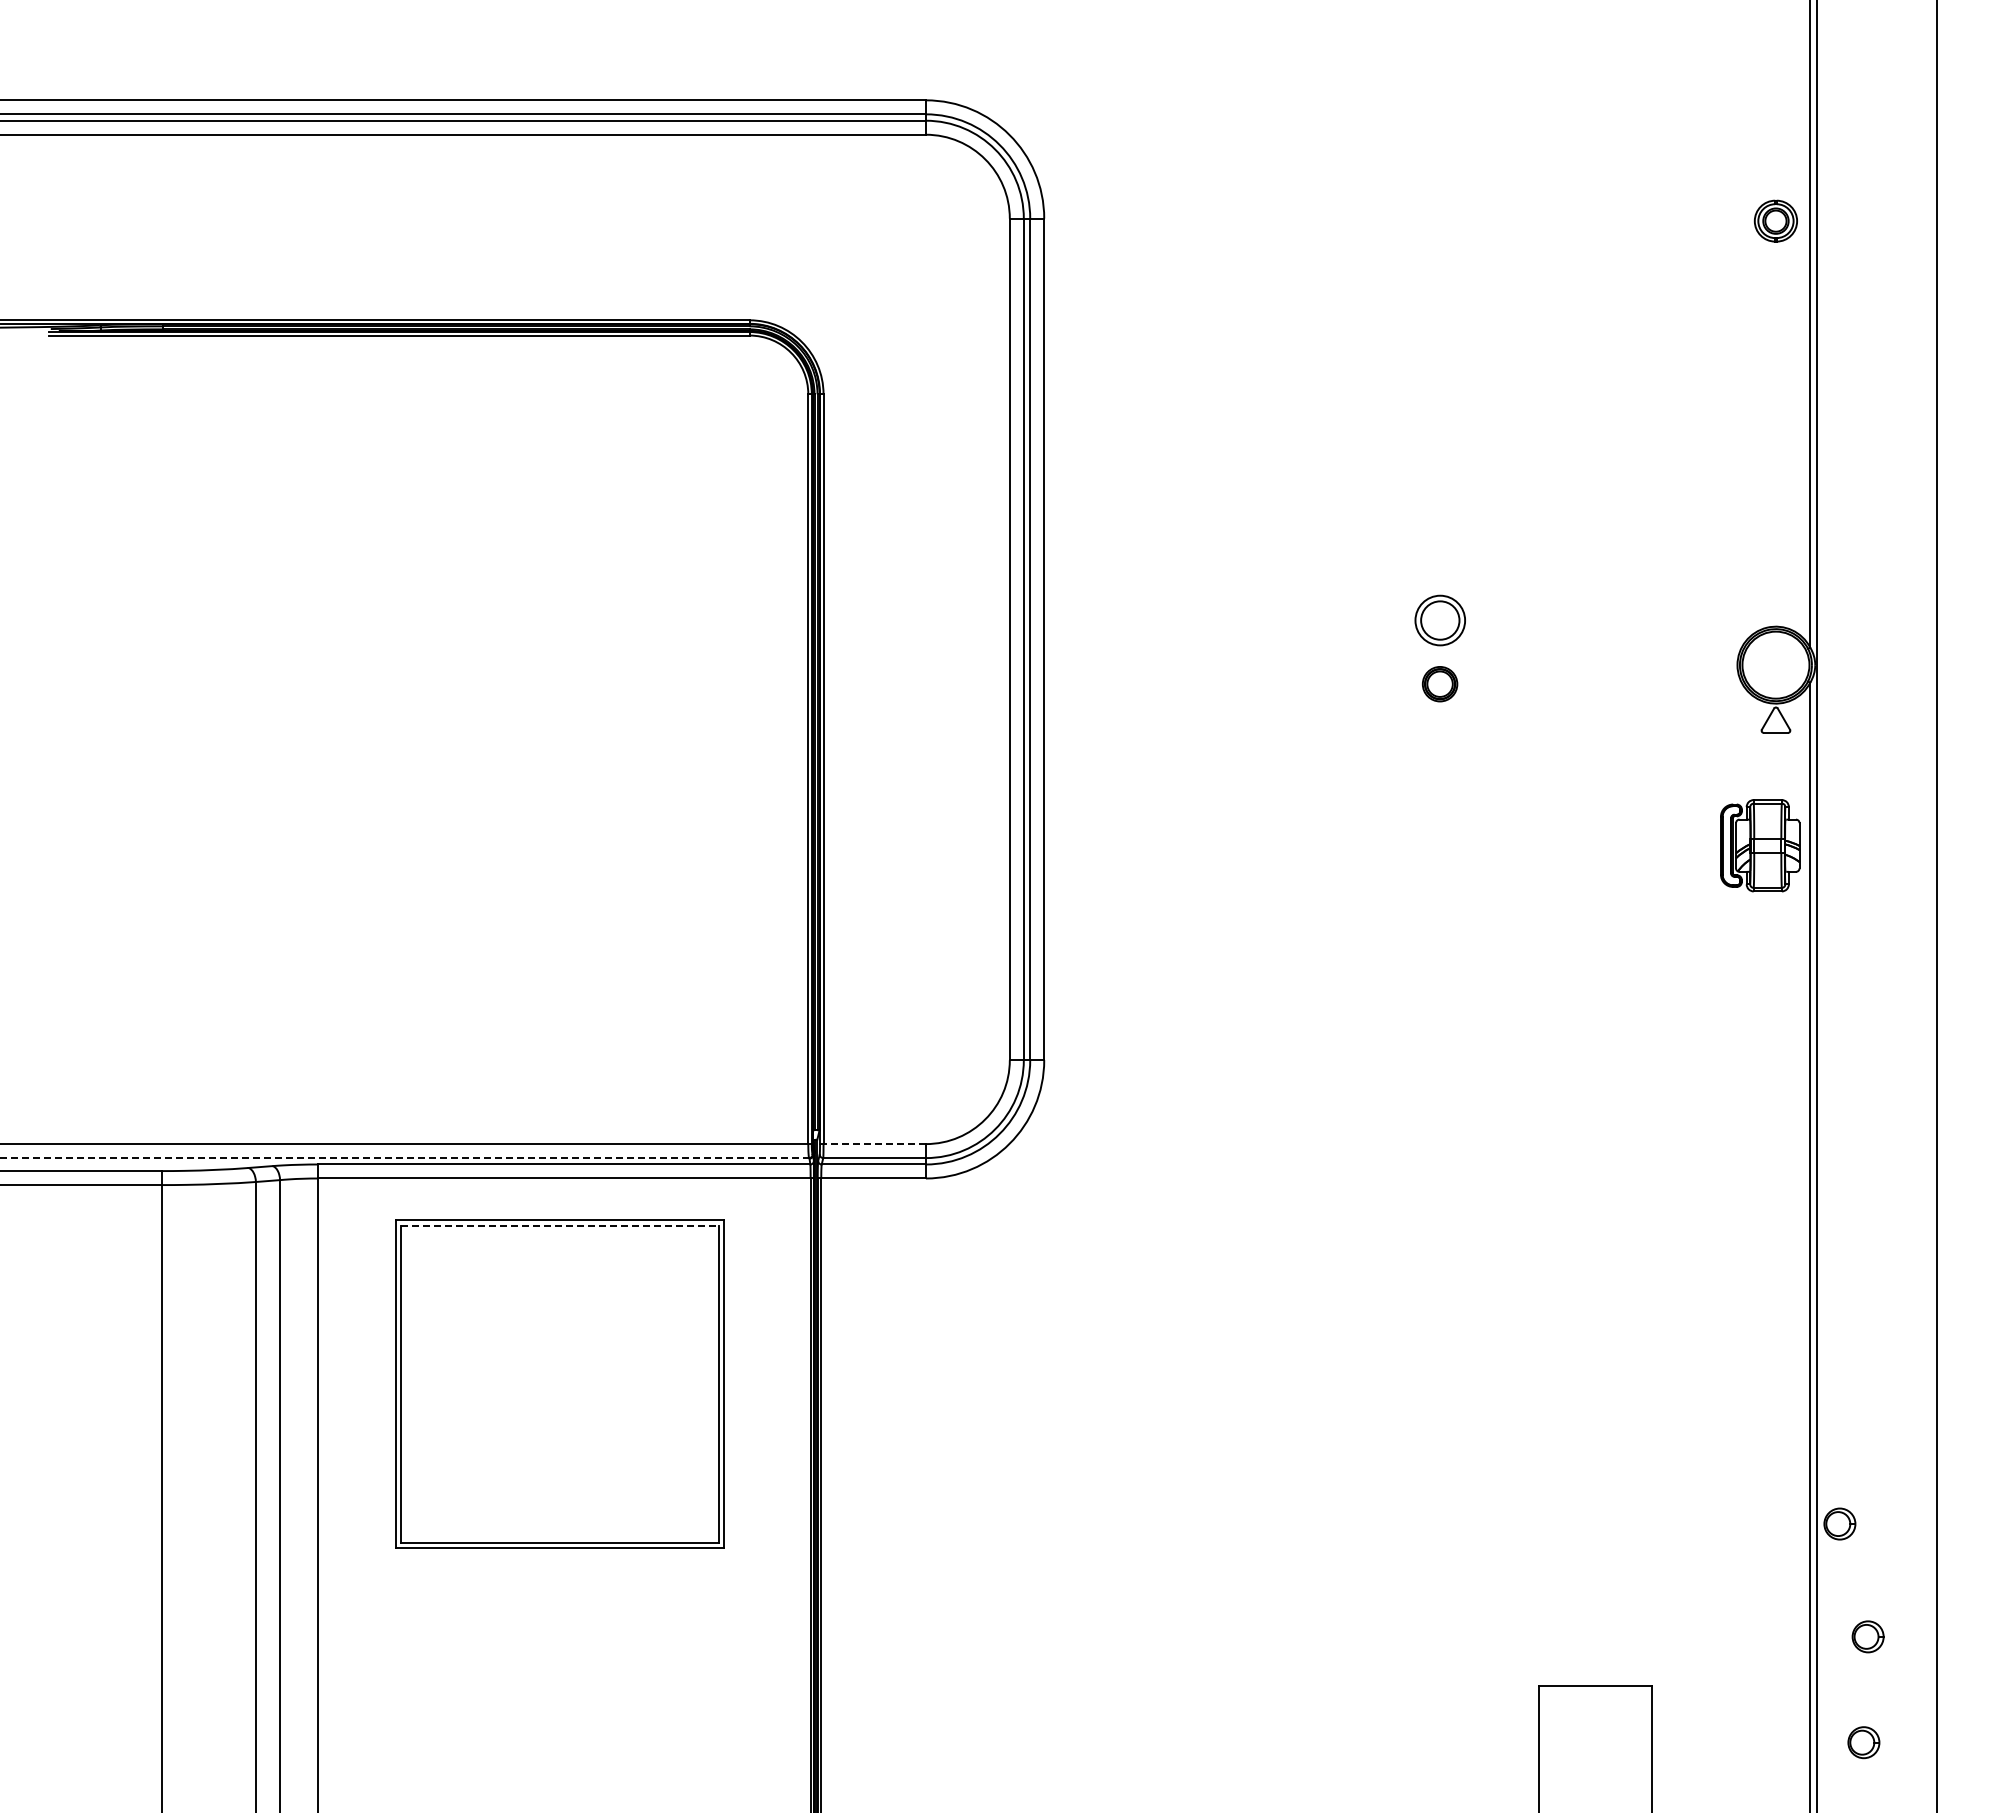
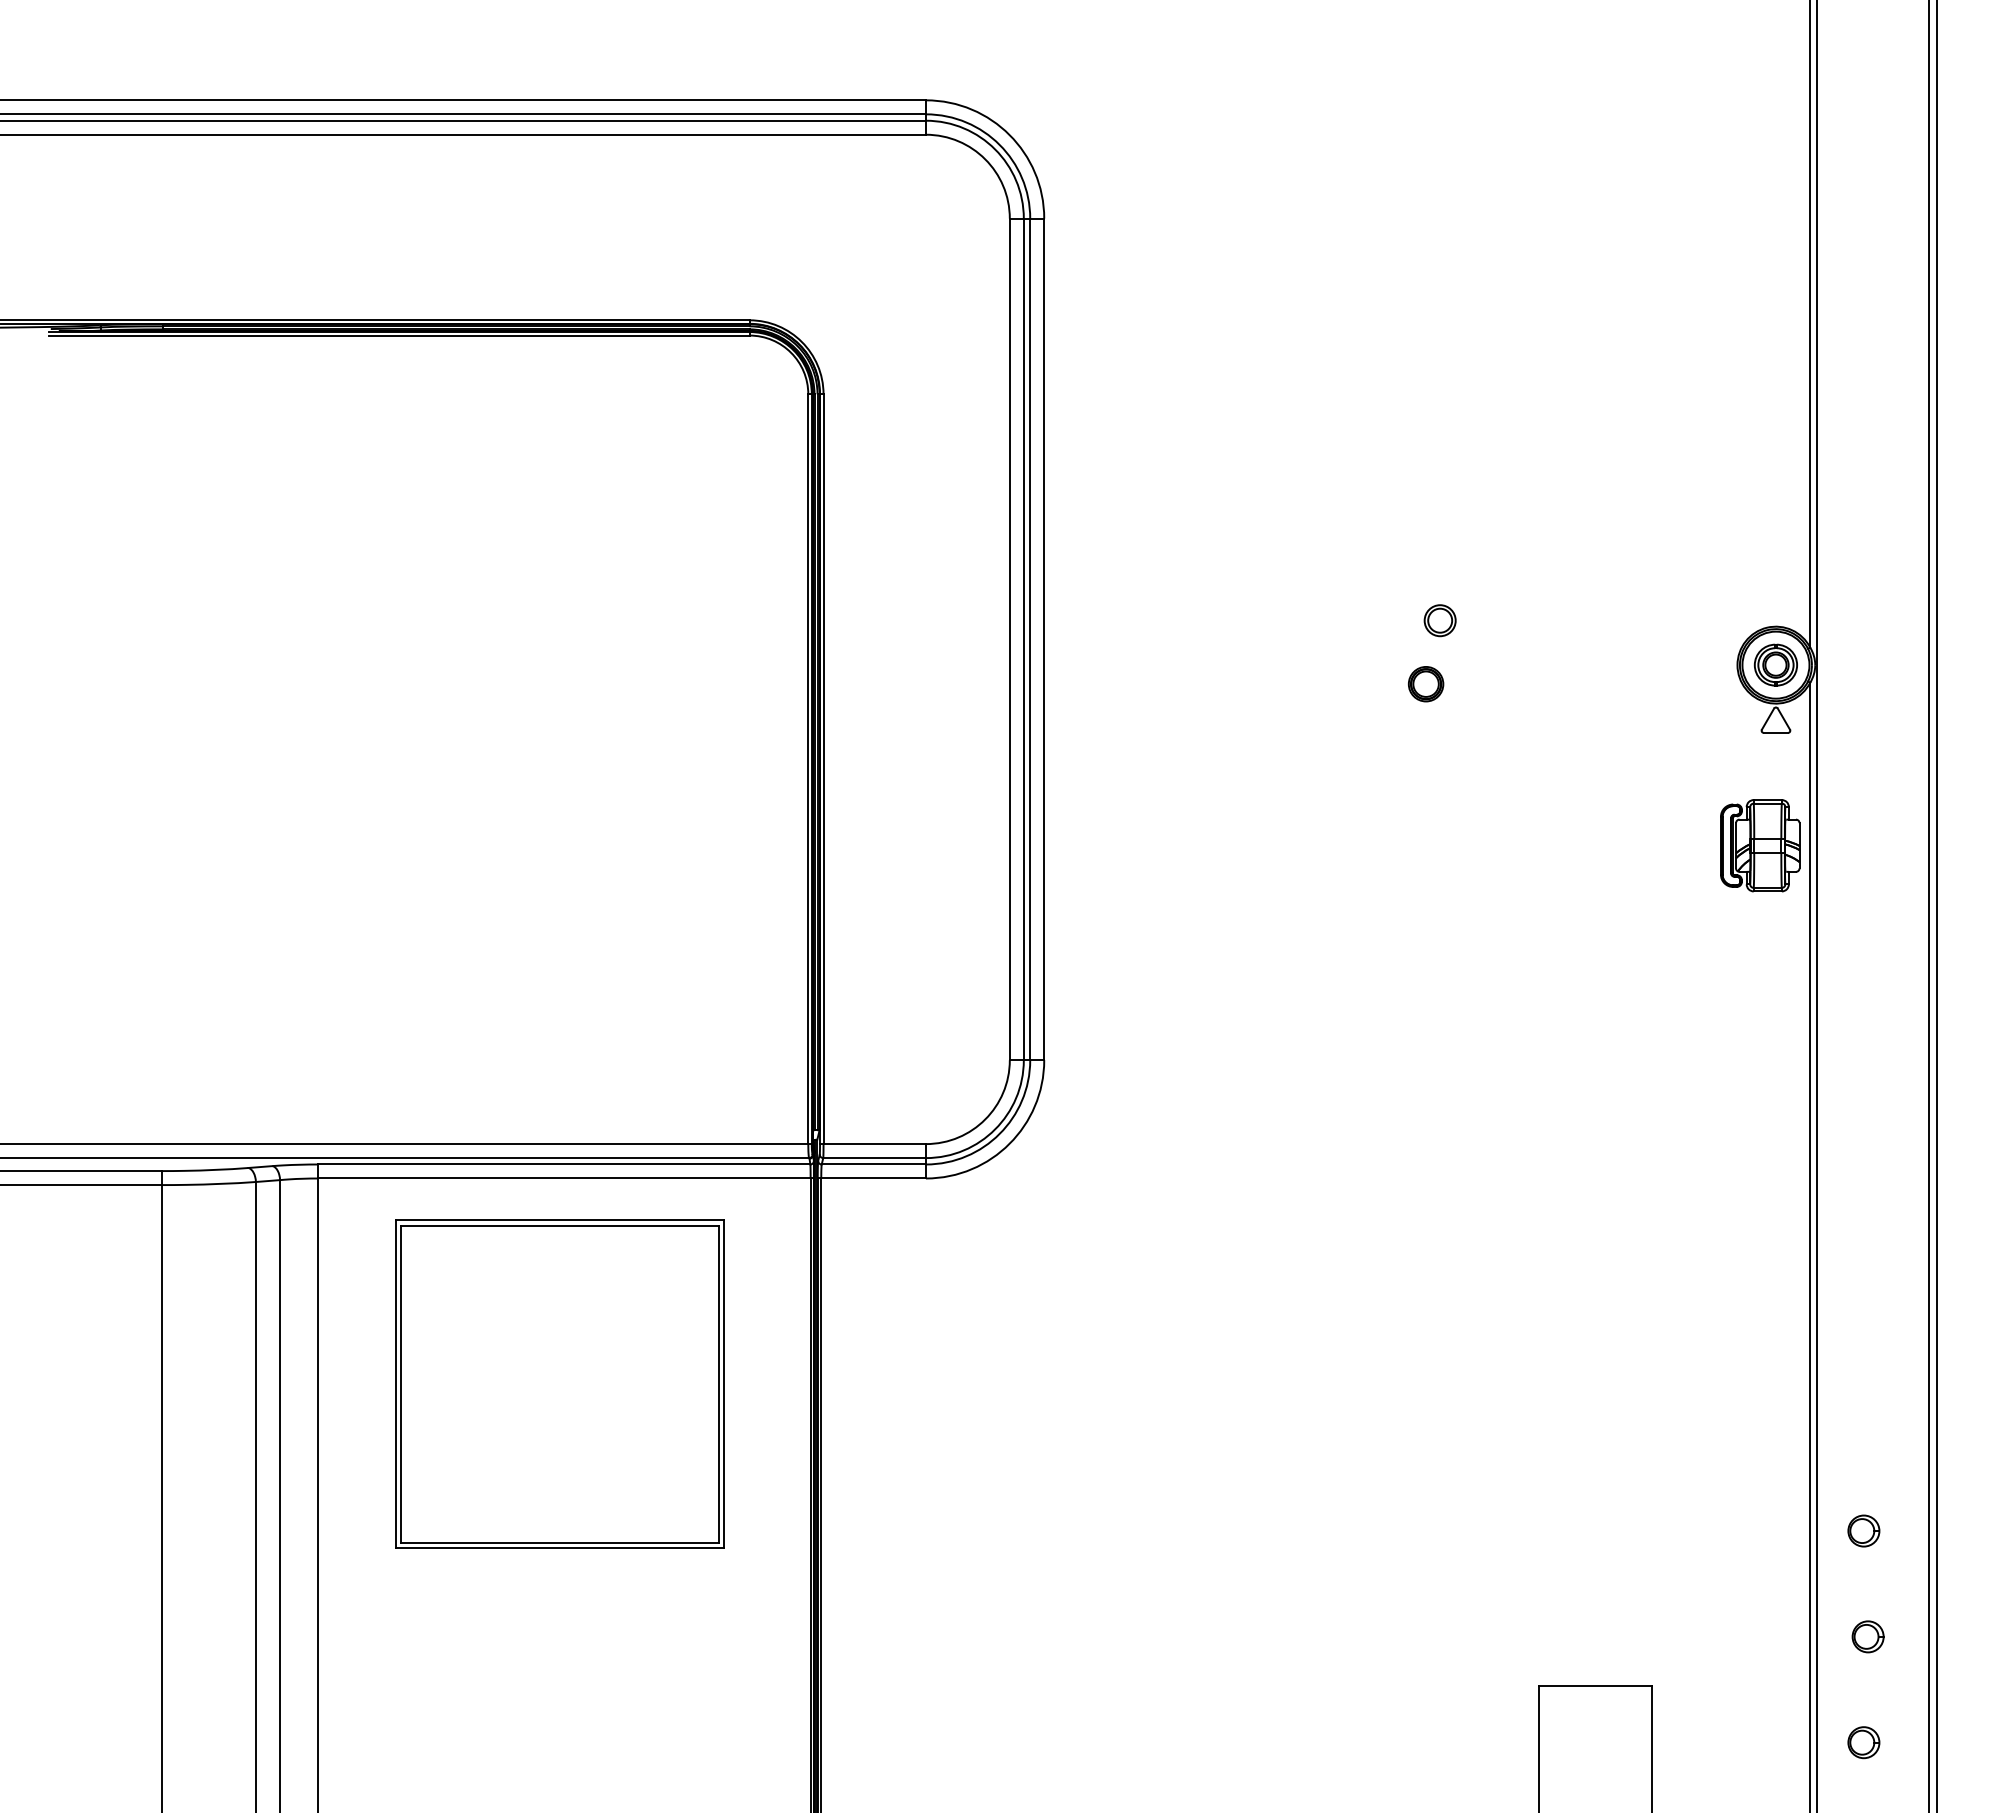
part position: (1775, 220) -> (1775, 664) (1775, 664)
part size: 52x53 px -> 34x34 px (1439, 620)
part position: (1439, 684) -> (1425, 684) (1425, 684)
line: none -> present (1929, 905)
line: dashed -> solid (872, 1144)
line: dashed -> solid (405, 1158)
line: dashed -> solid (560, 1225)
part position: (1839, 1523) -> (1863, 1530) (1863, 1530)
